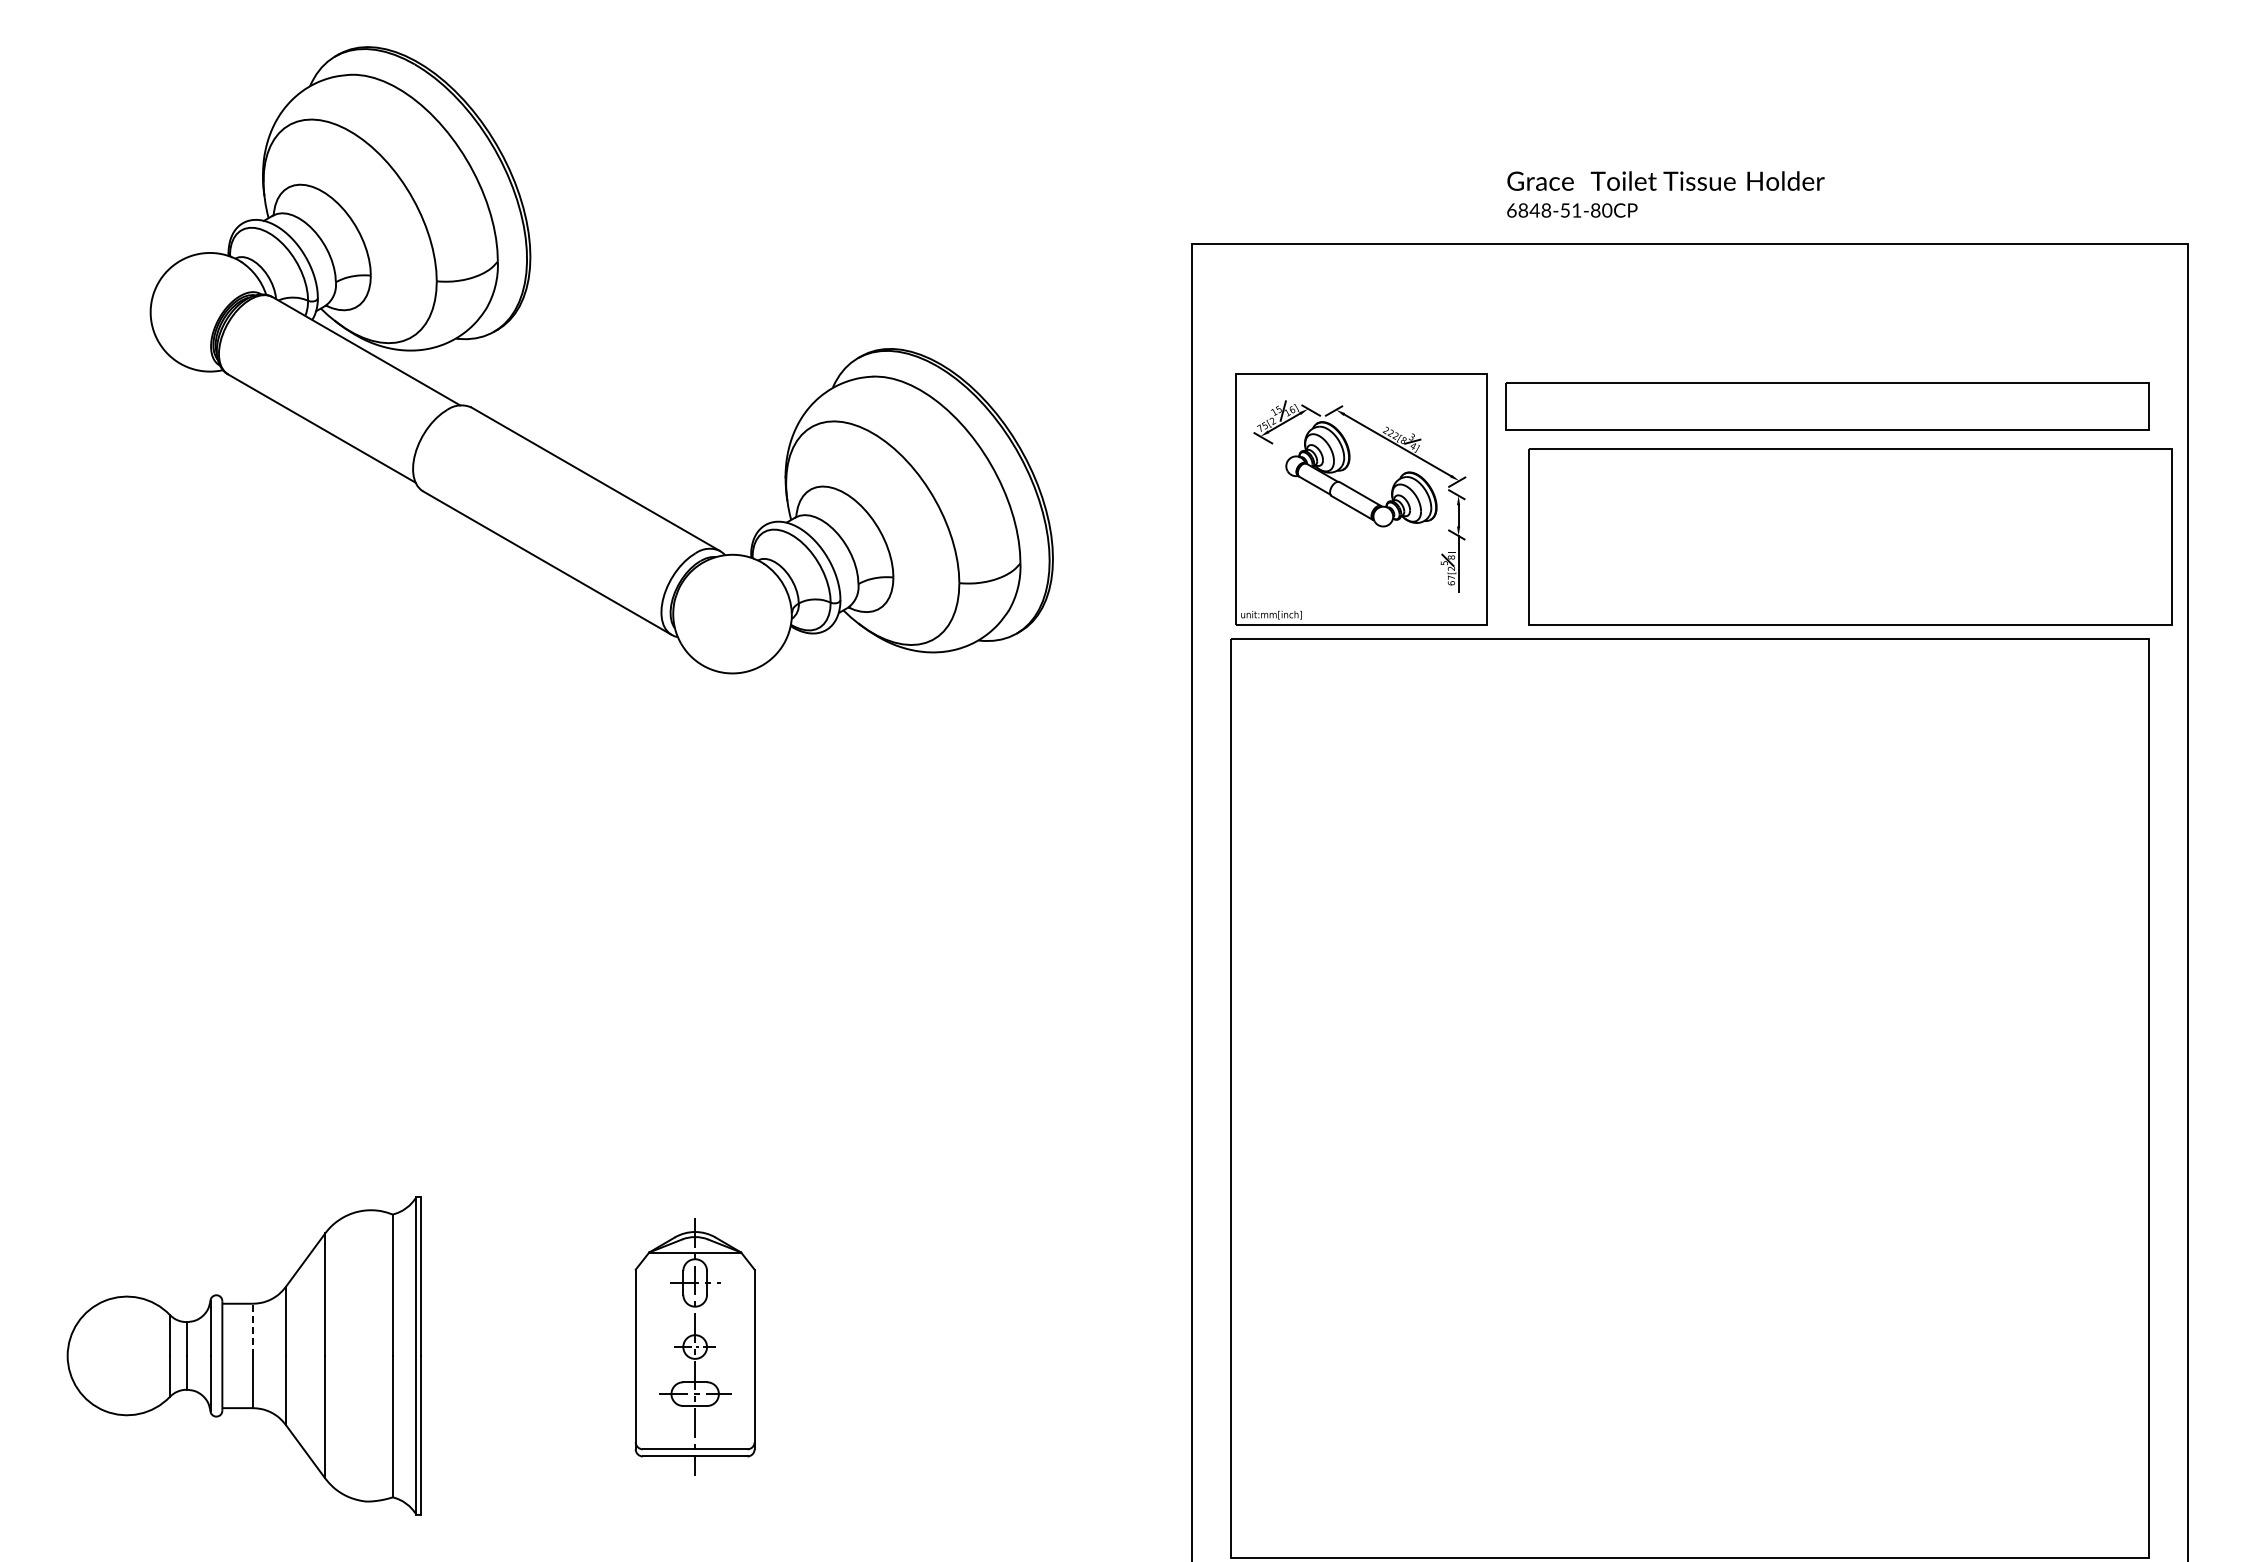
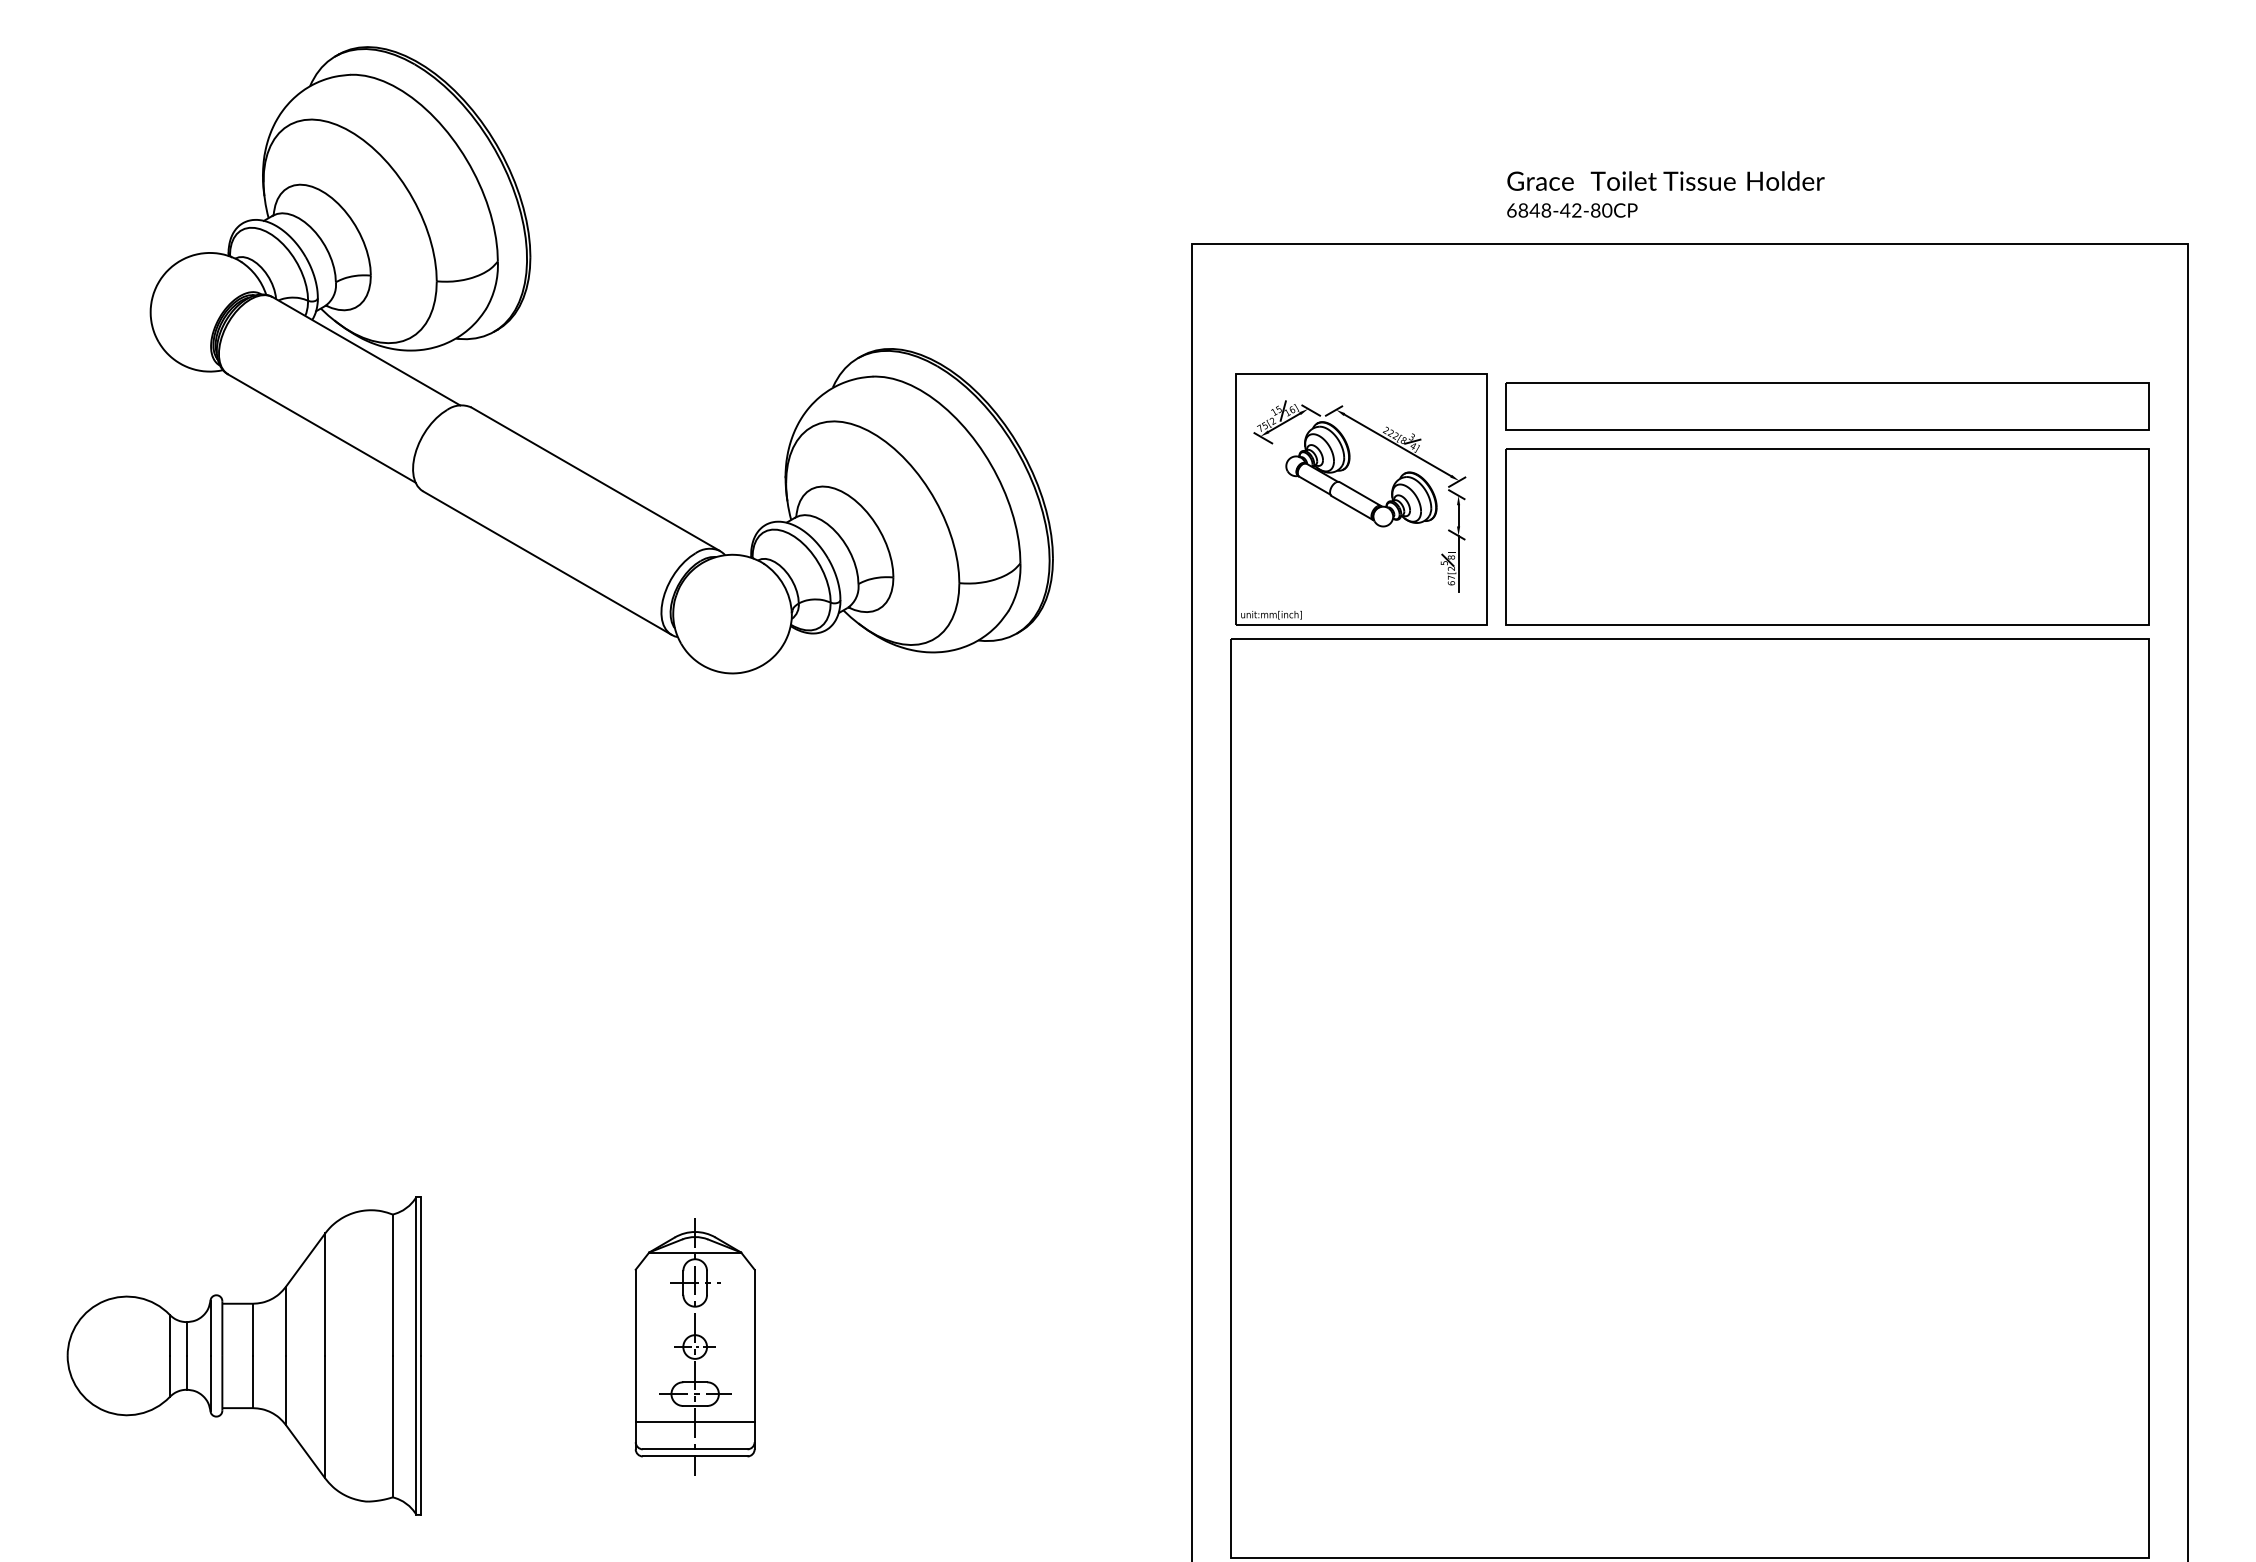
text: 6848-51-80CP -> 6848-42-80CP (1570, 210)
part position: (1850, 536) -> (1827, 536) (1827, 536)
line: dashed -> solid (252, 1329)
line: none -> present (694, 1421)
